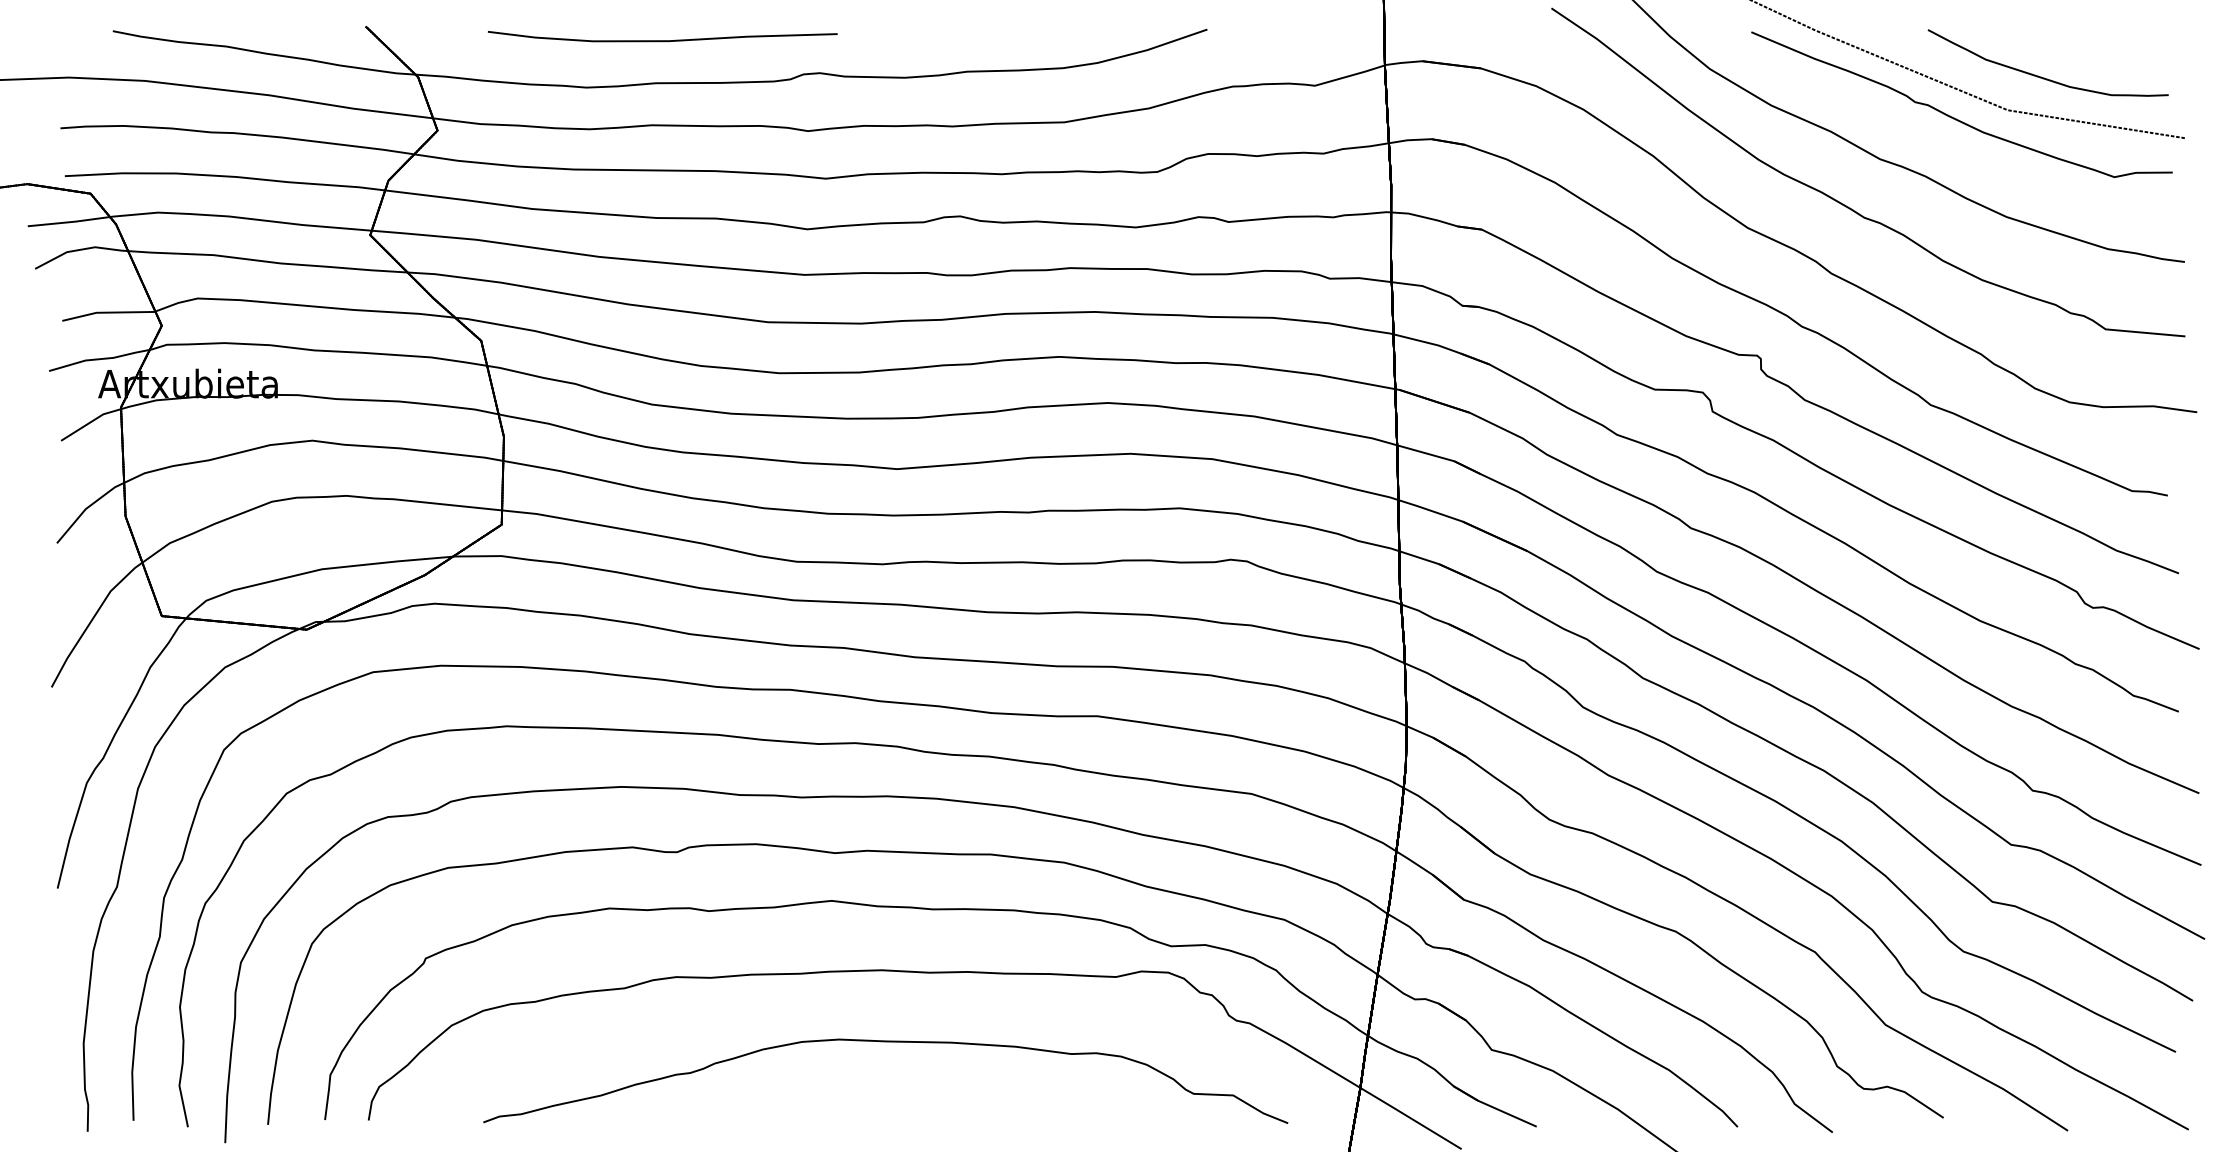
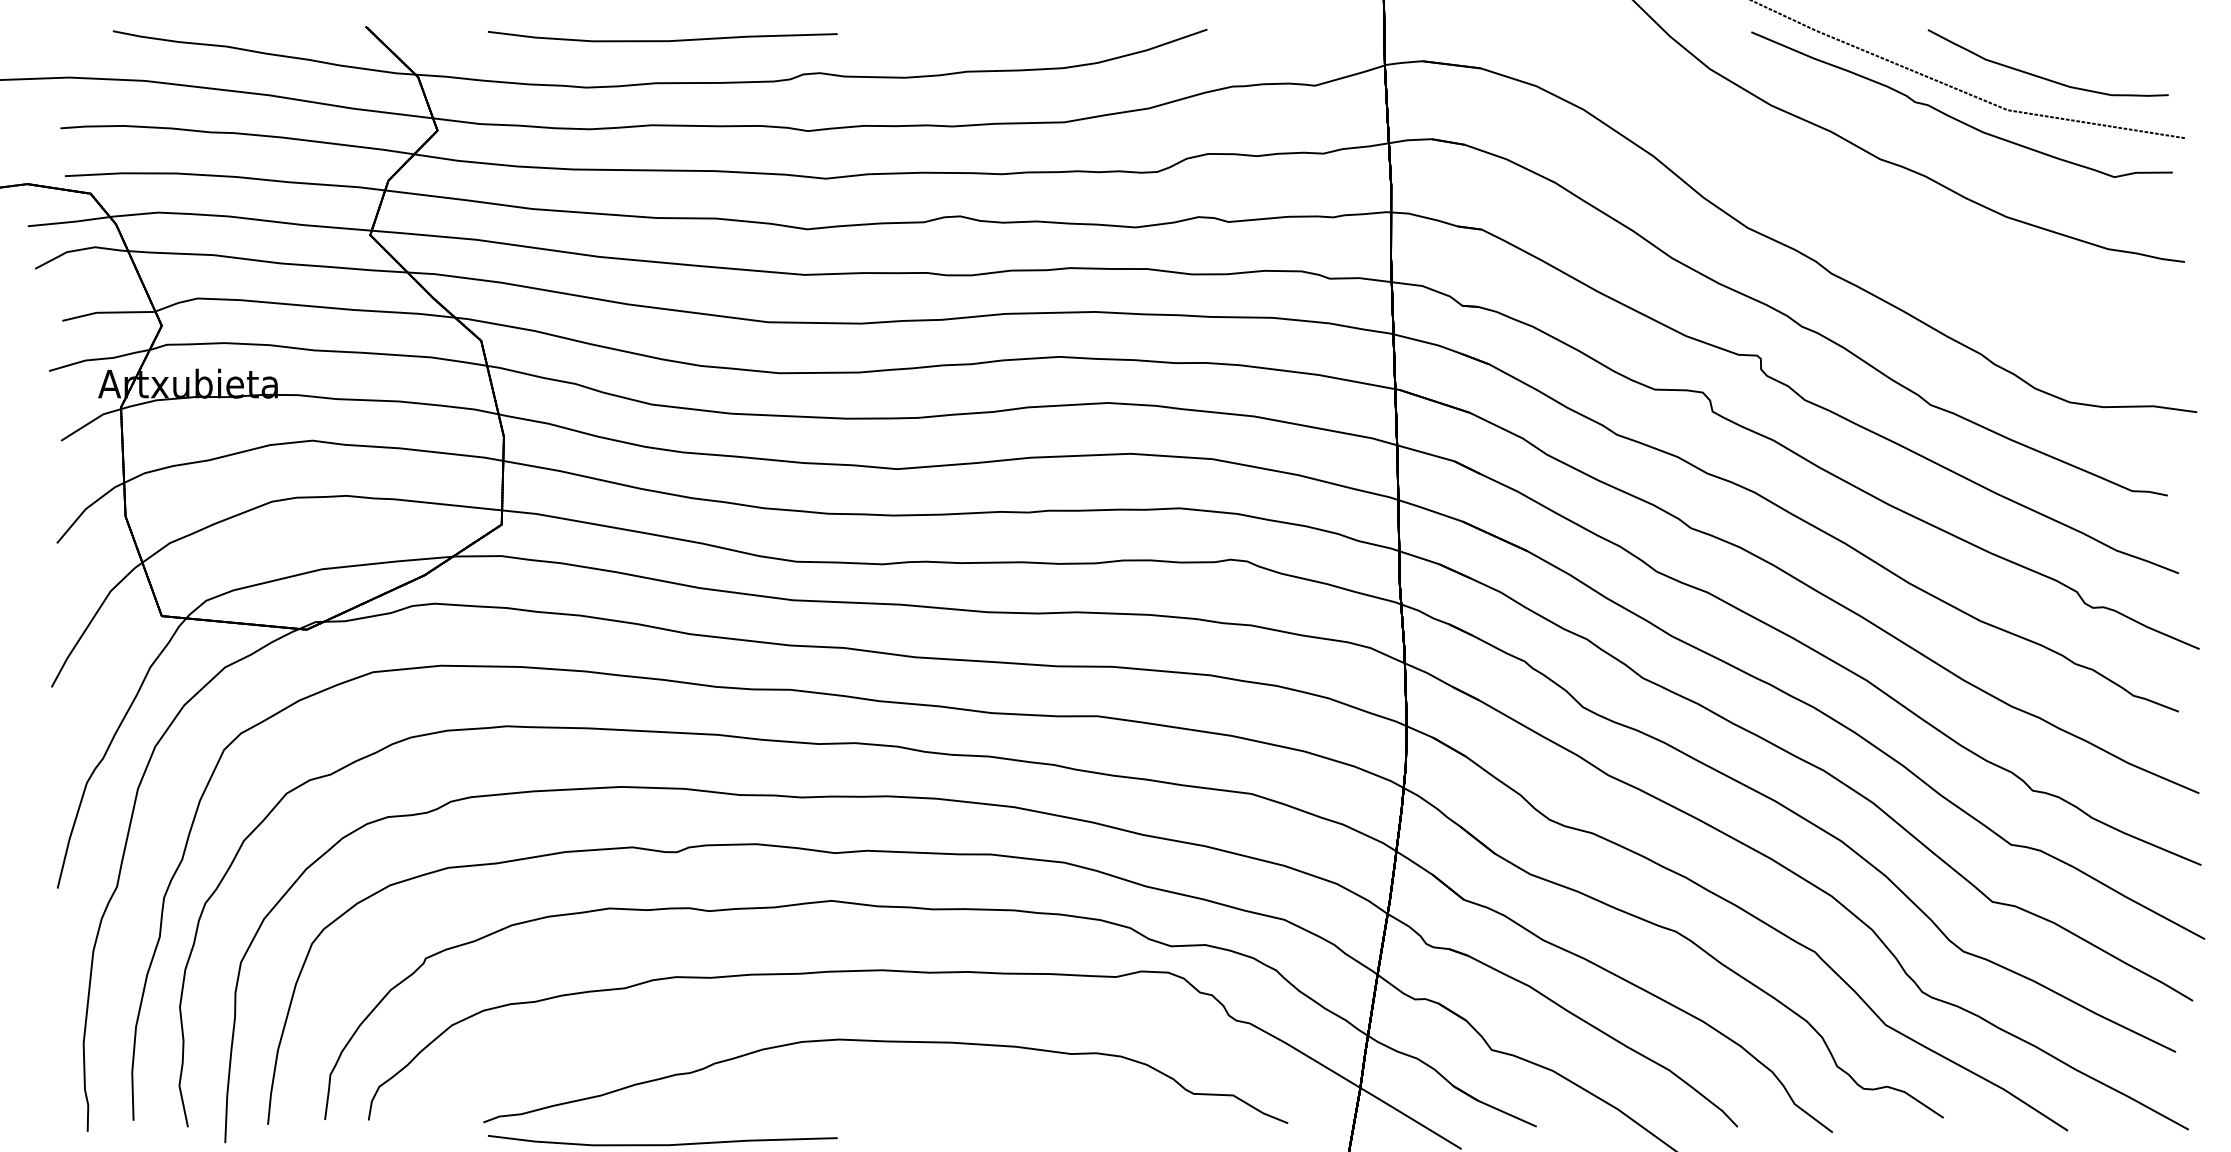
curve: present -> none (1850, 207)
curve: none -> present (662, 1144)
